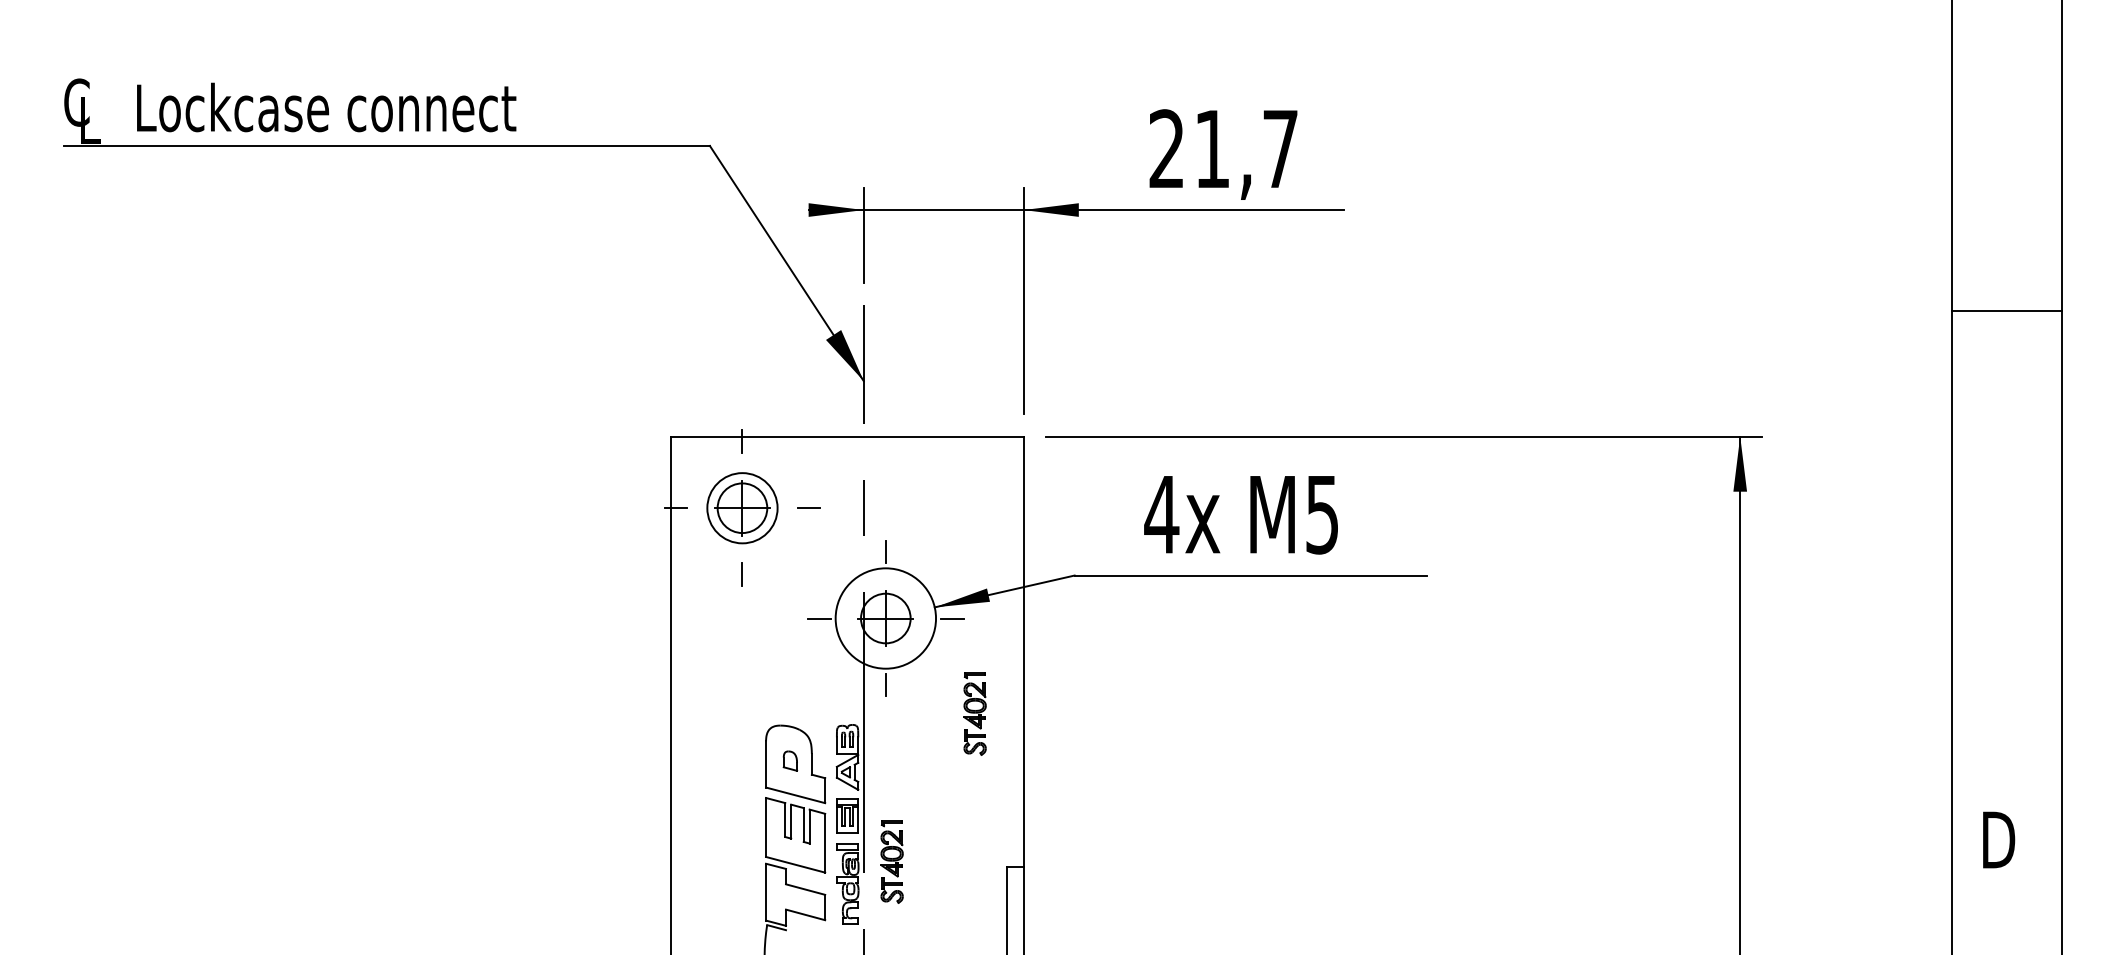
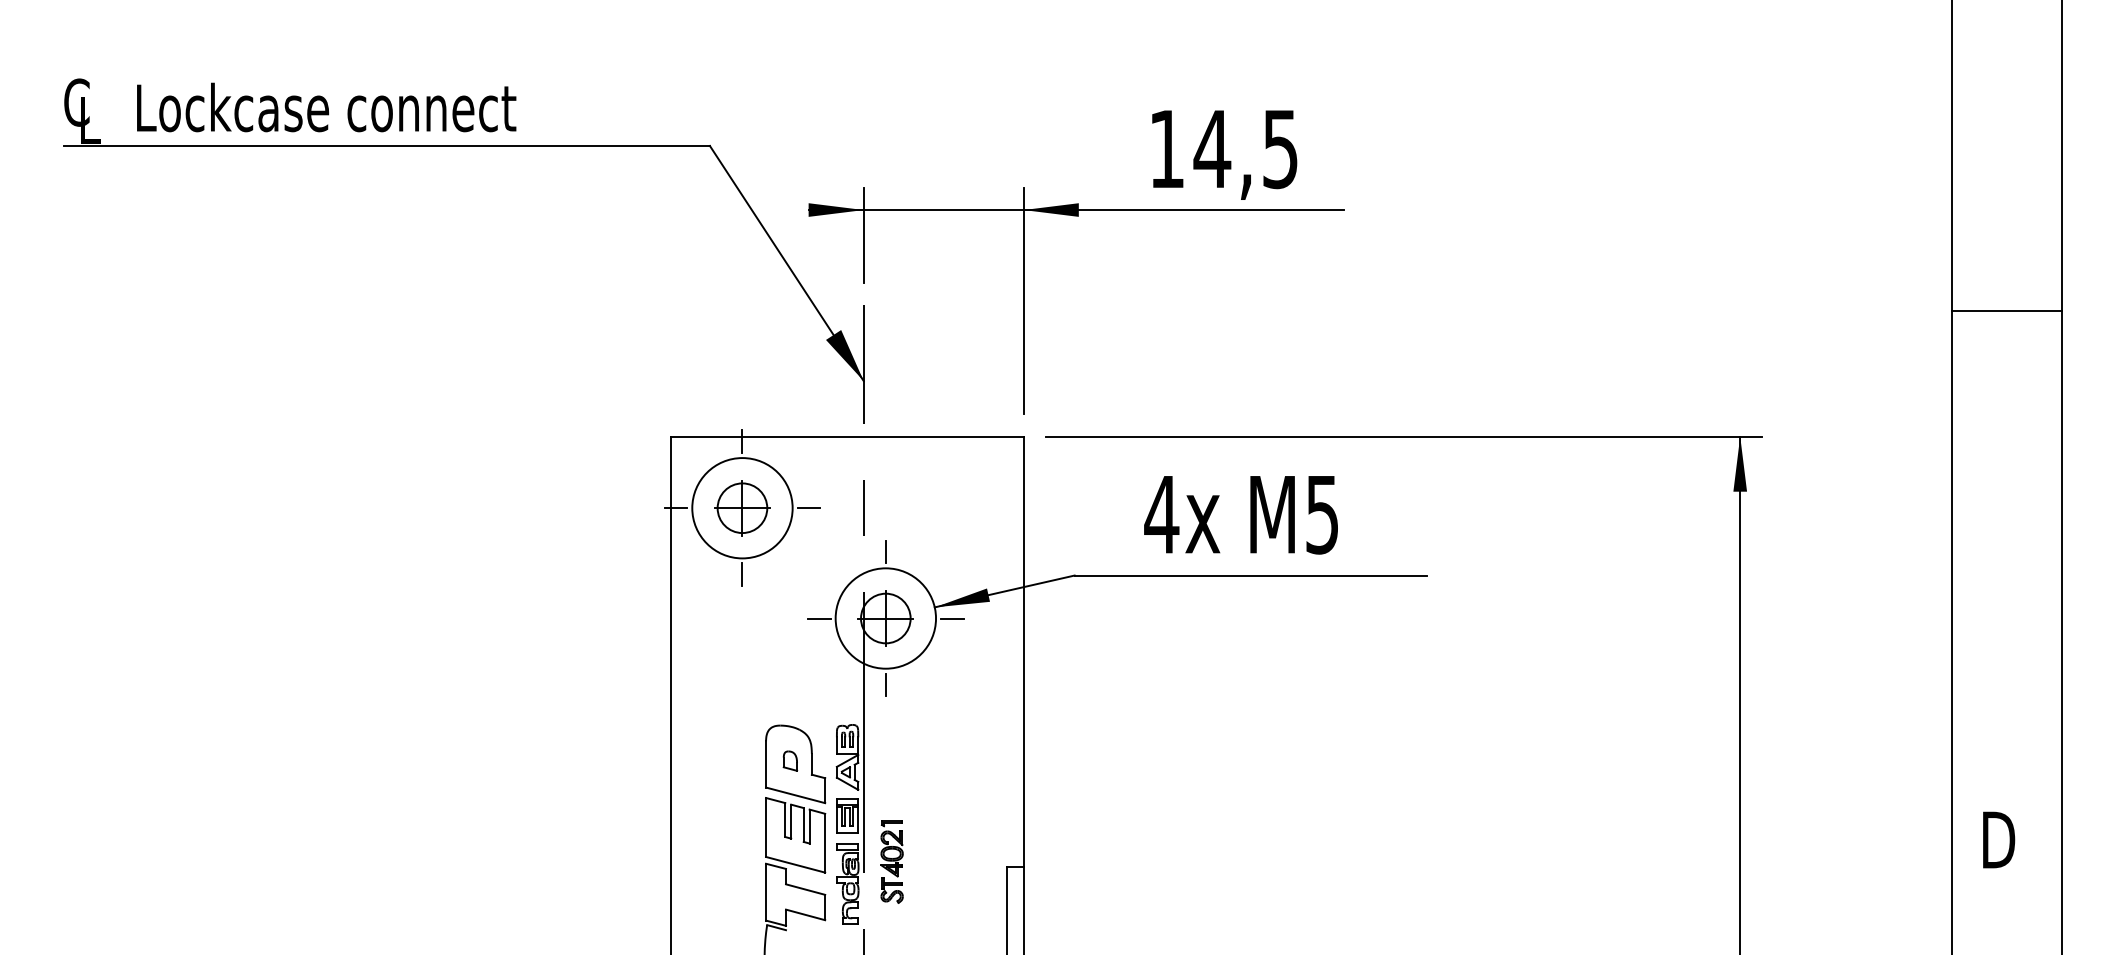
text: 21,7 -> 14,5 (1223, 149)
circle diameter: 70 px -> 100 px (742, 508)
part: present -> none (974, 713)
